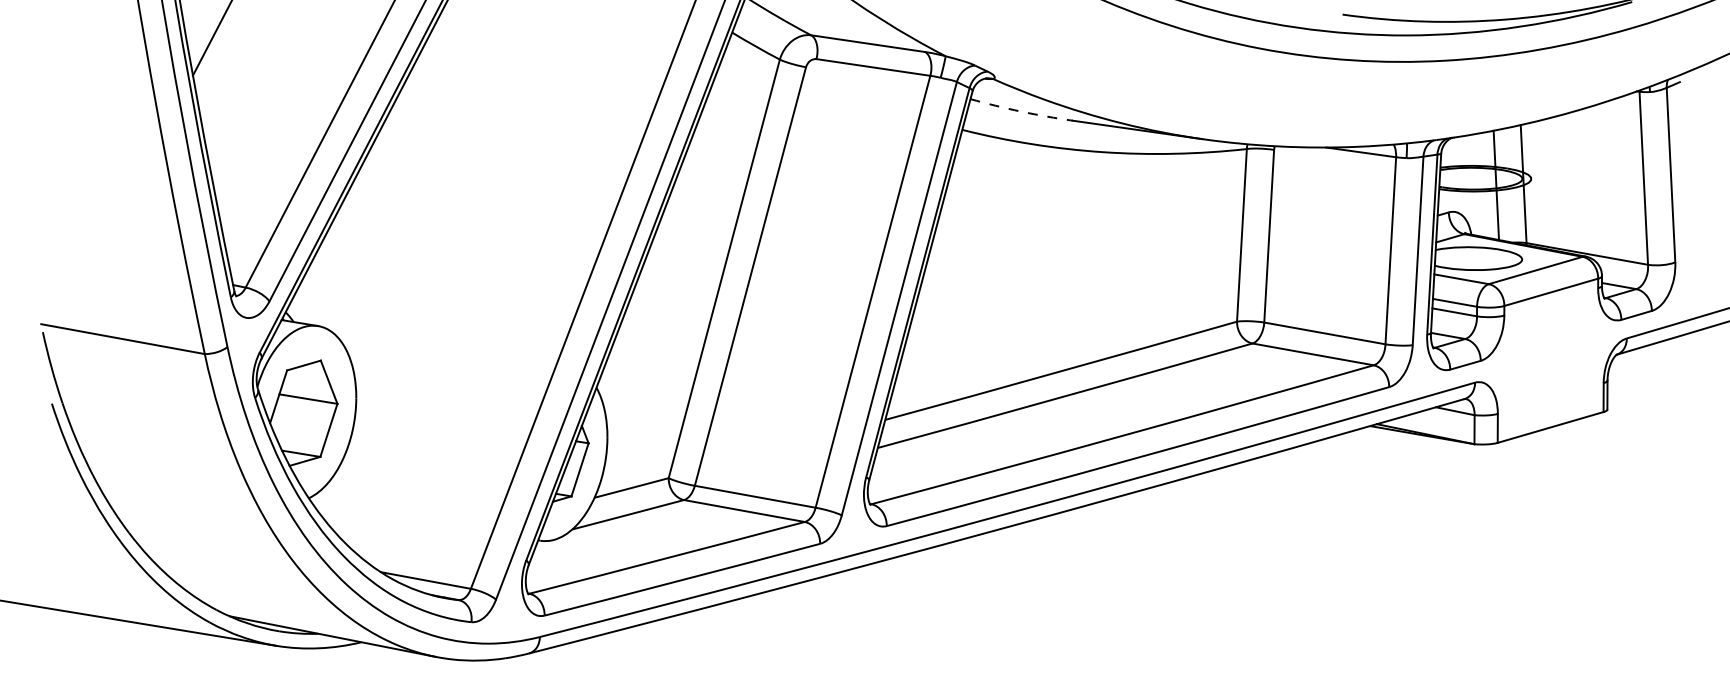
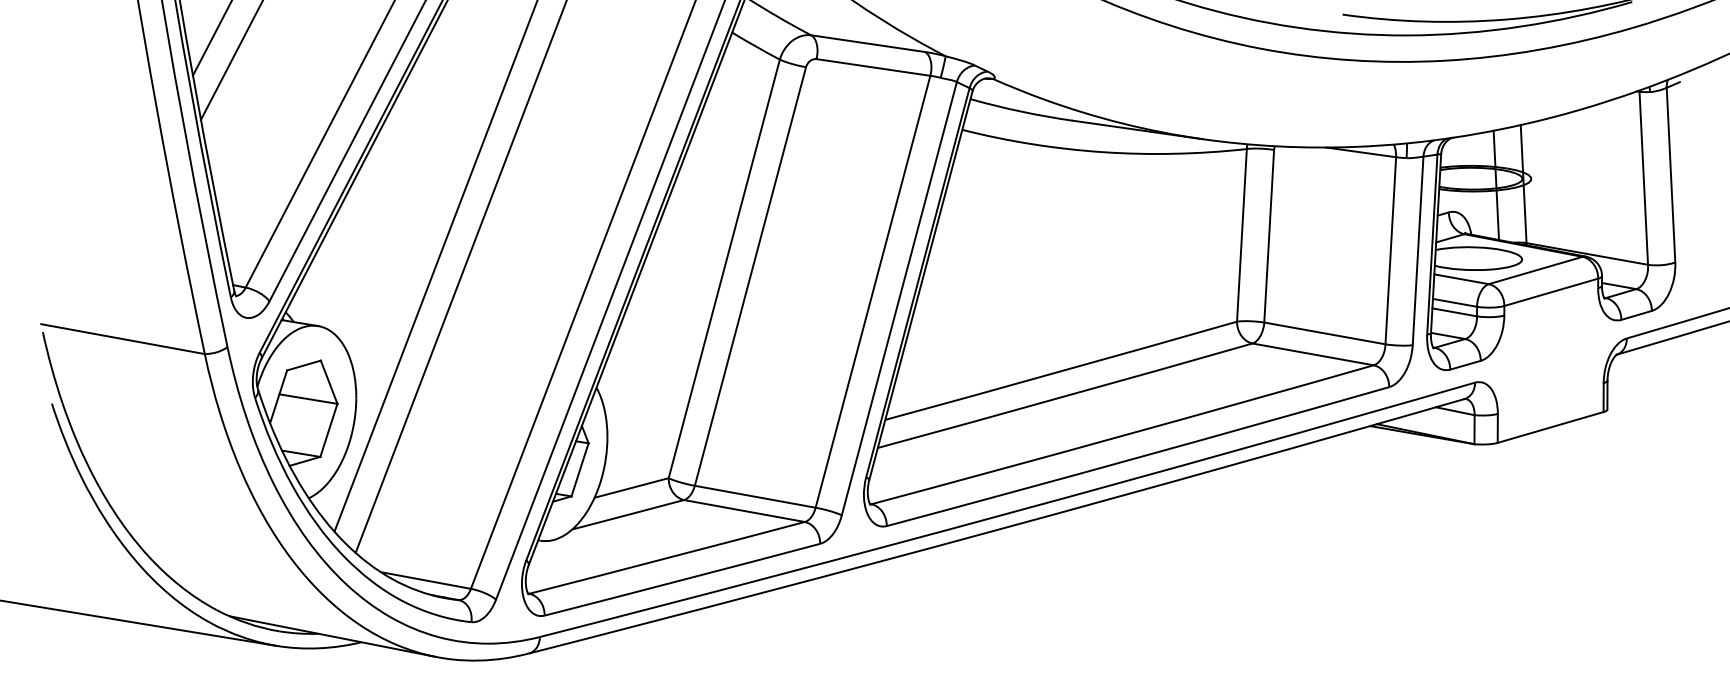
line: none -> present (230, 60)
arc: dashed -> solid (1021, 111)
line: none -> present (435, 266)
line: none -> present (460, 277)
